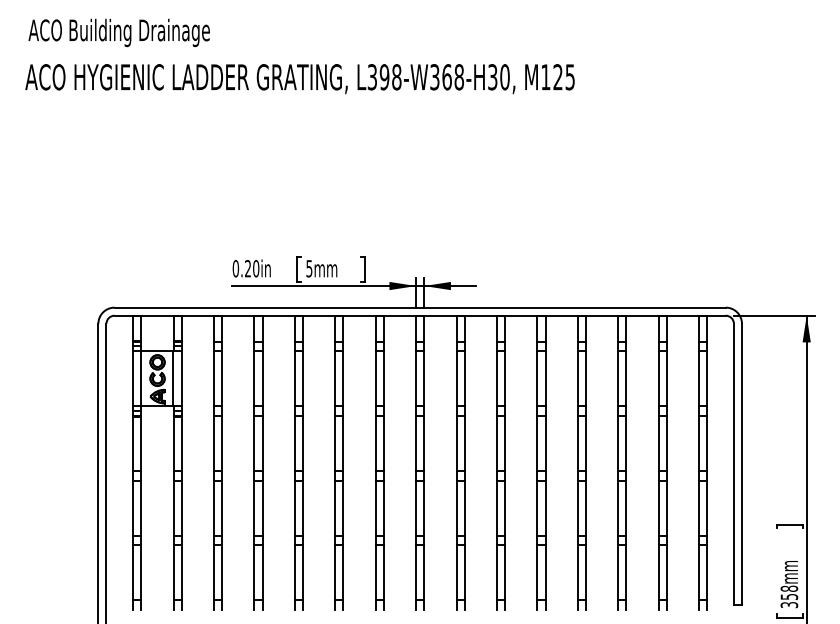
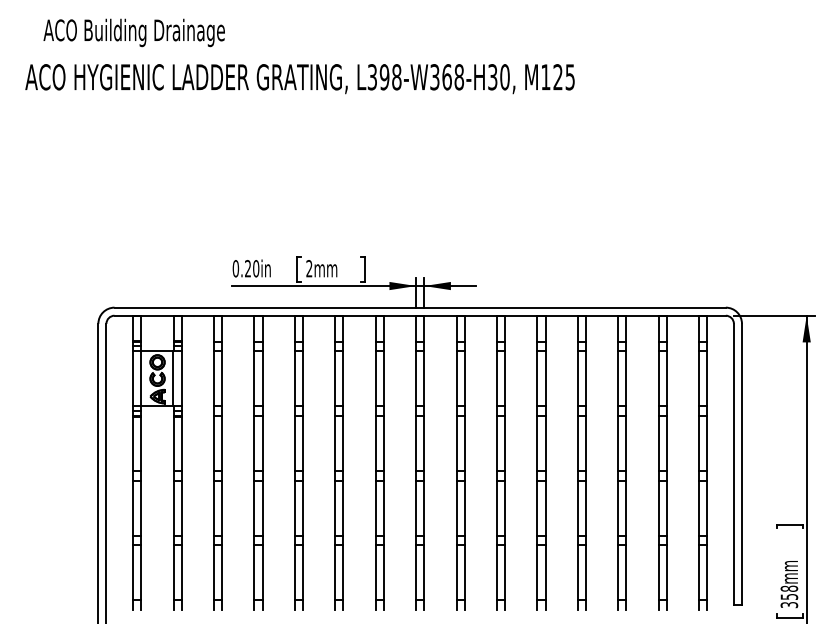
text position: (118, 32) -> (133, 32) (133, 32)
text: 5mm -> 2mm (309, 268)
